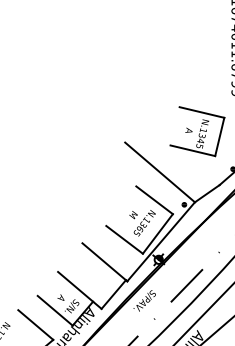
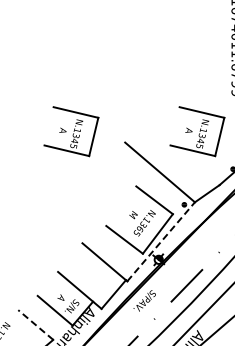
part: none -> present (71, 131)
line: solid -> dashed (161, 241)
line: solid -> dashed (35, 325)
